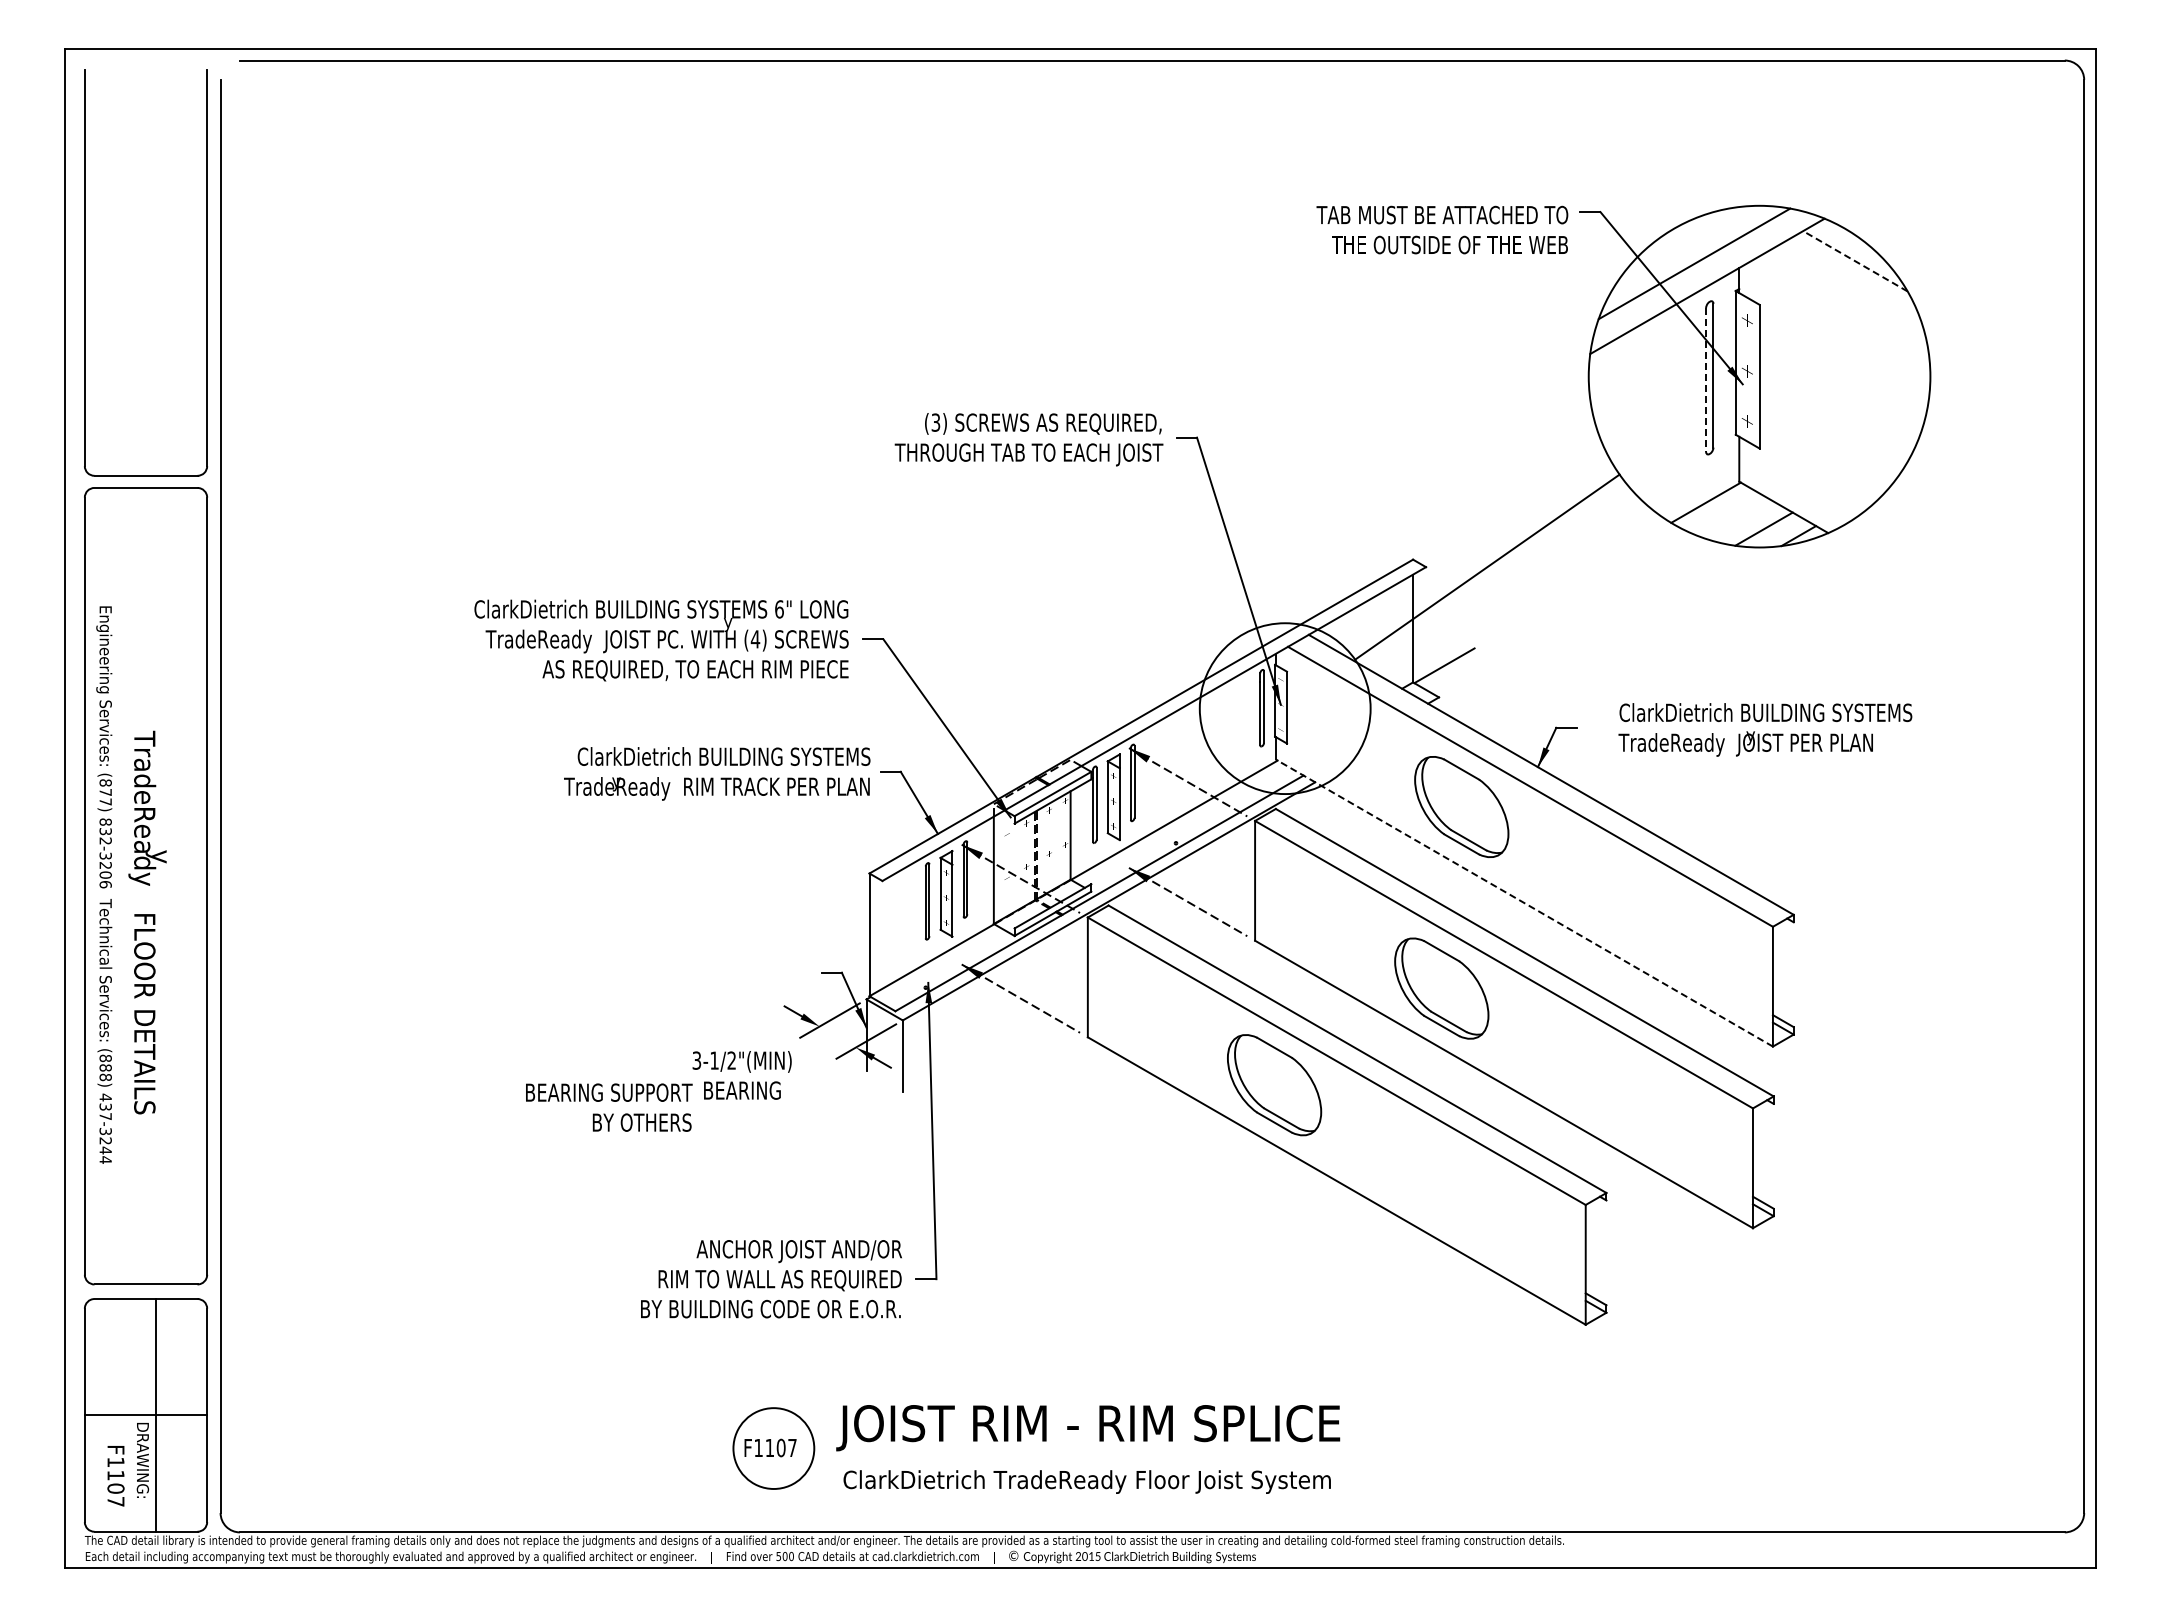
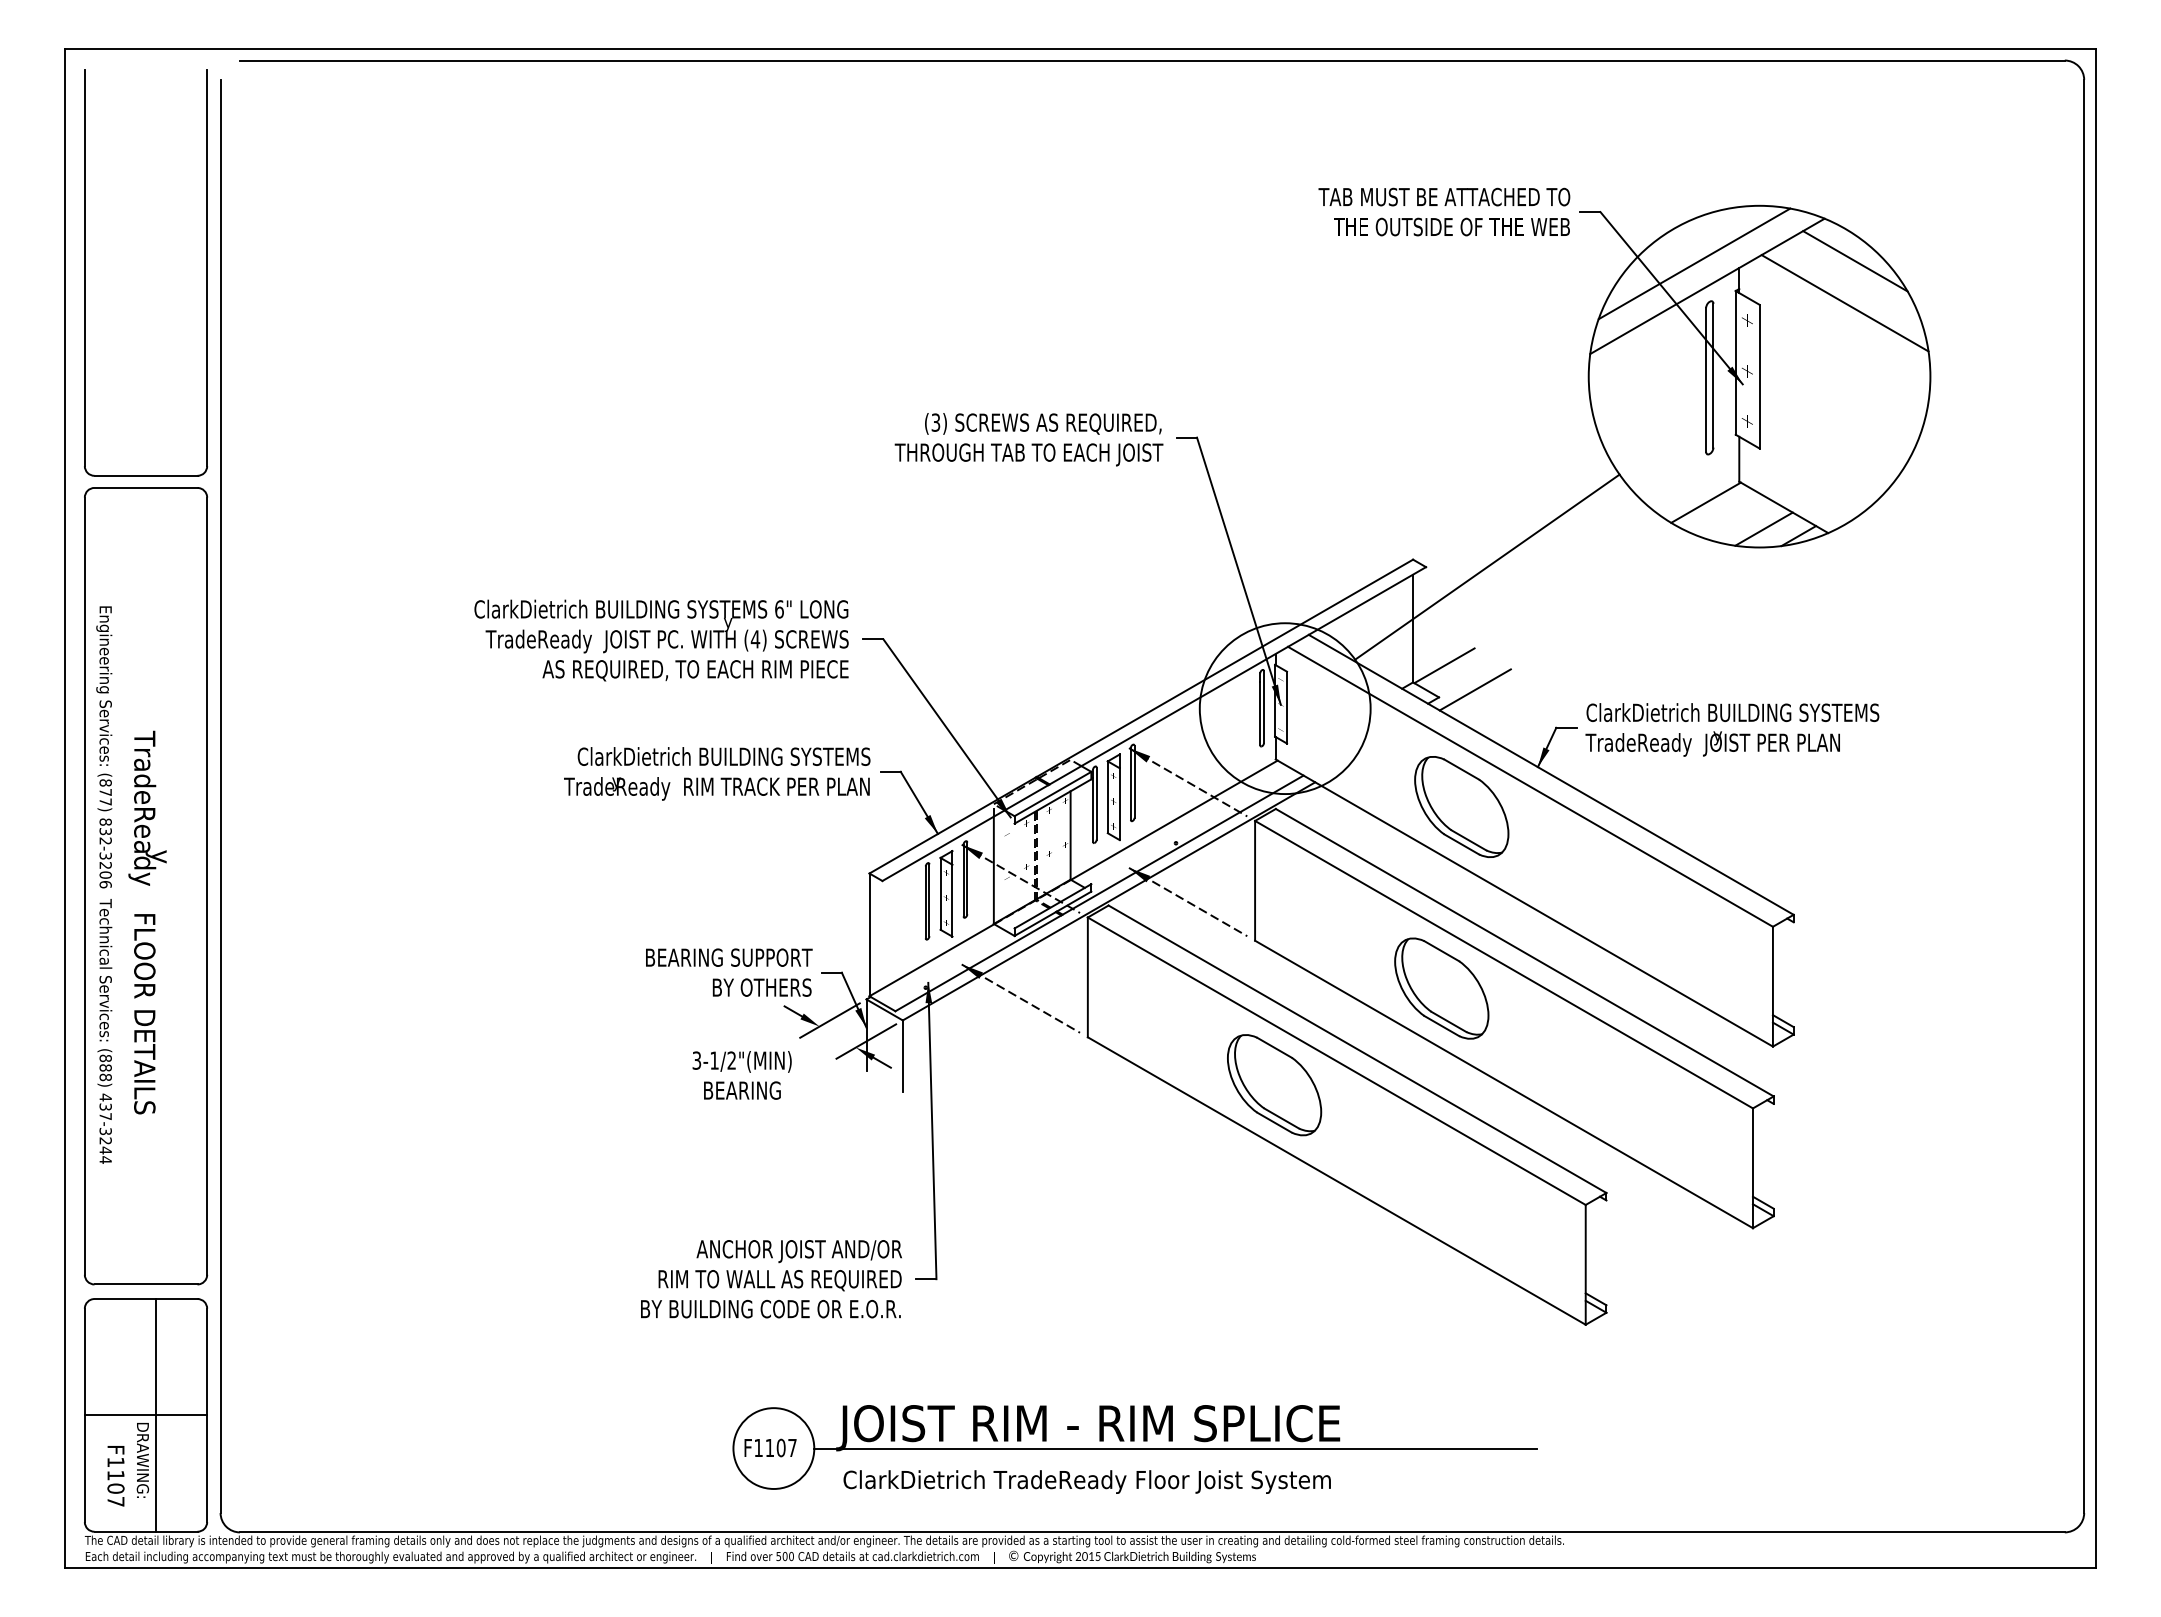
text position: (1442, 229) -> (1444, 211) (1444, 211)
line: dashed -> solid (1854, 261)
line: none -> present (1844, 303)
line: dashed -> solid (1706, 379)
line: none -> present (1474, 689)
text position: (1765, 729) -> (1732, 729) (1732, 729)
line: dashed -> solid (1523, 902)
text position: (609, 1107) -> (729, 972) (729, 972)
line: none -> present (1175, 1448)
